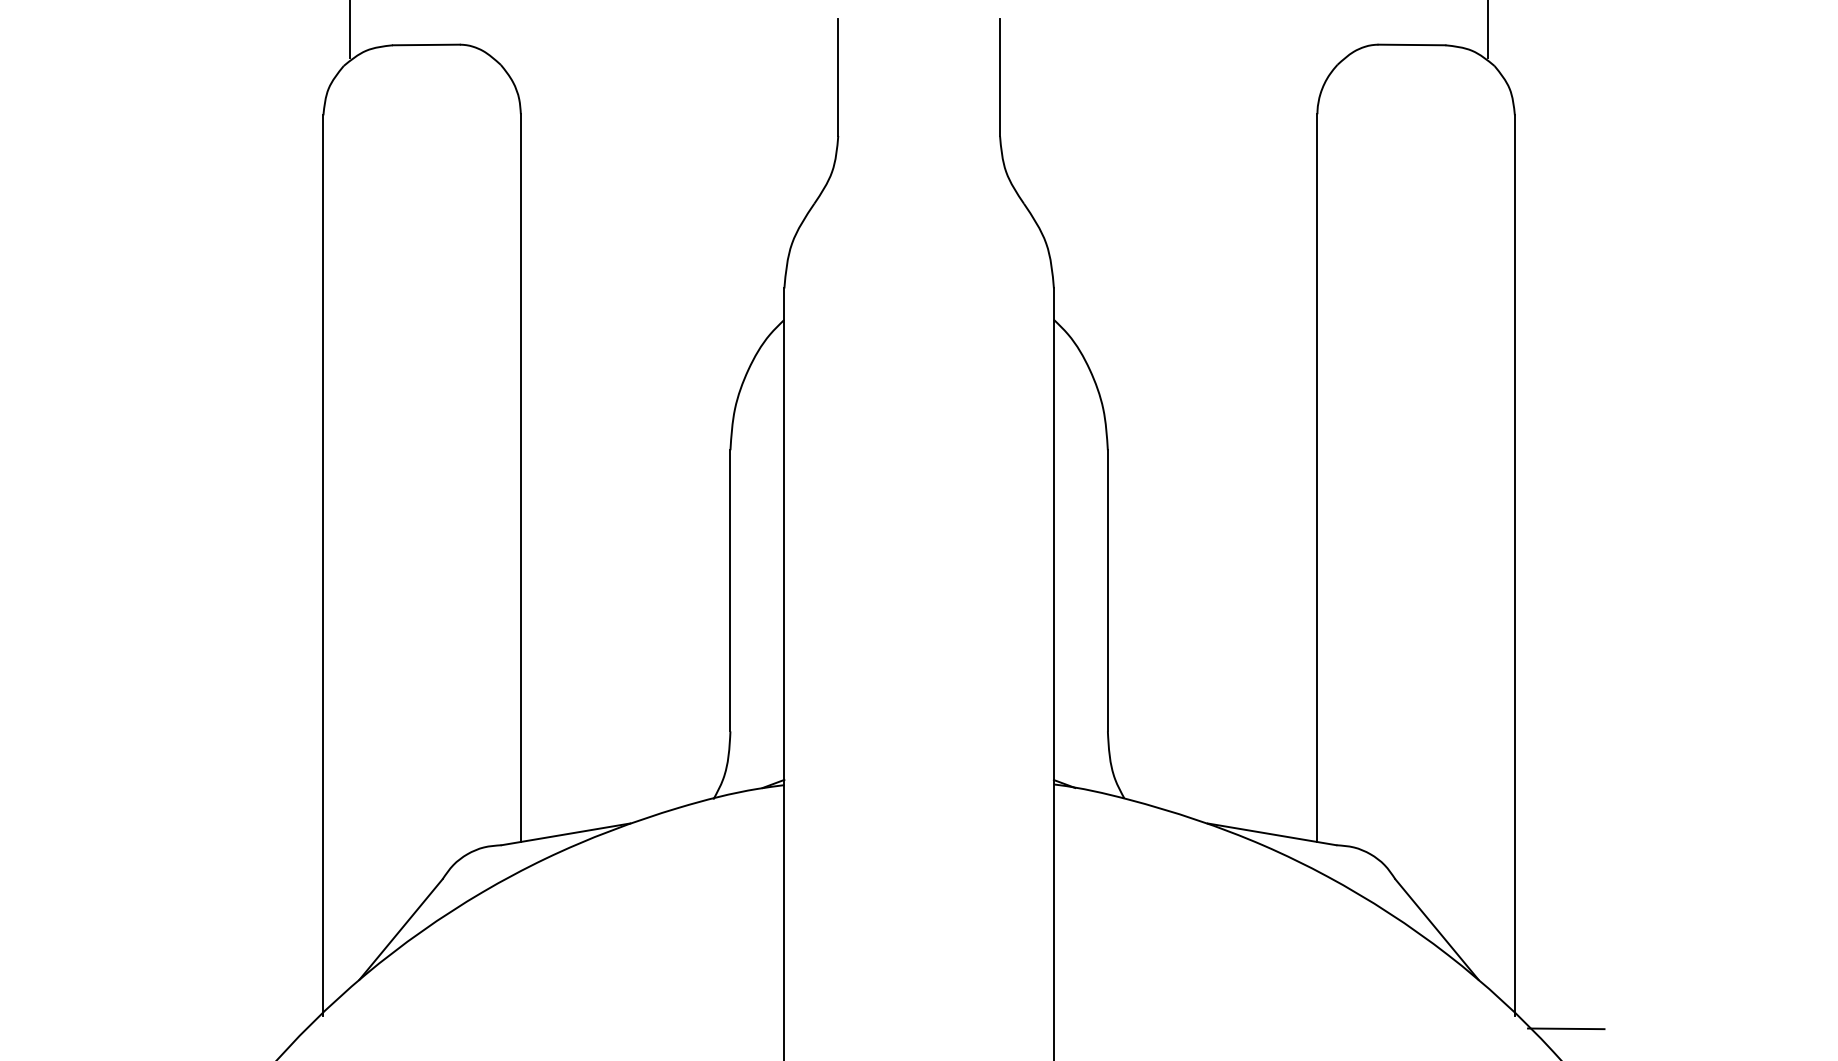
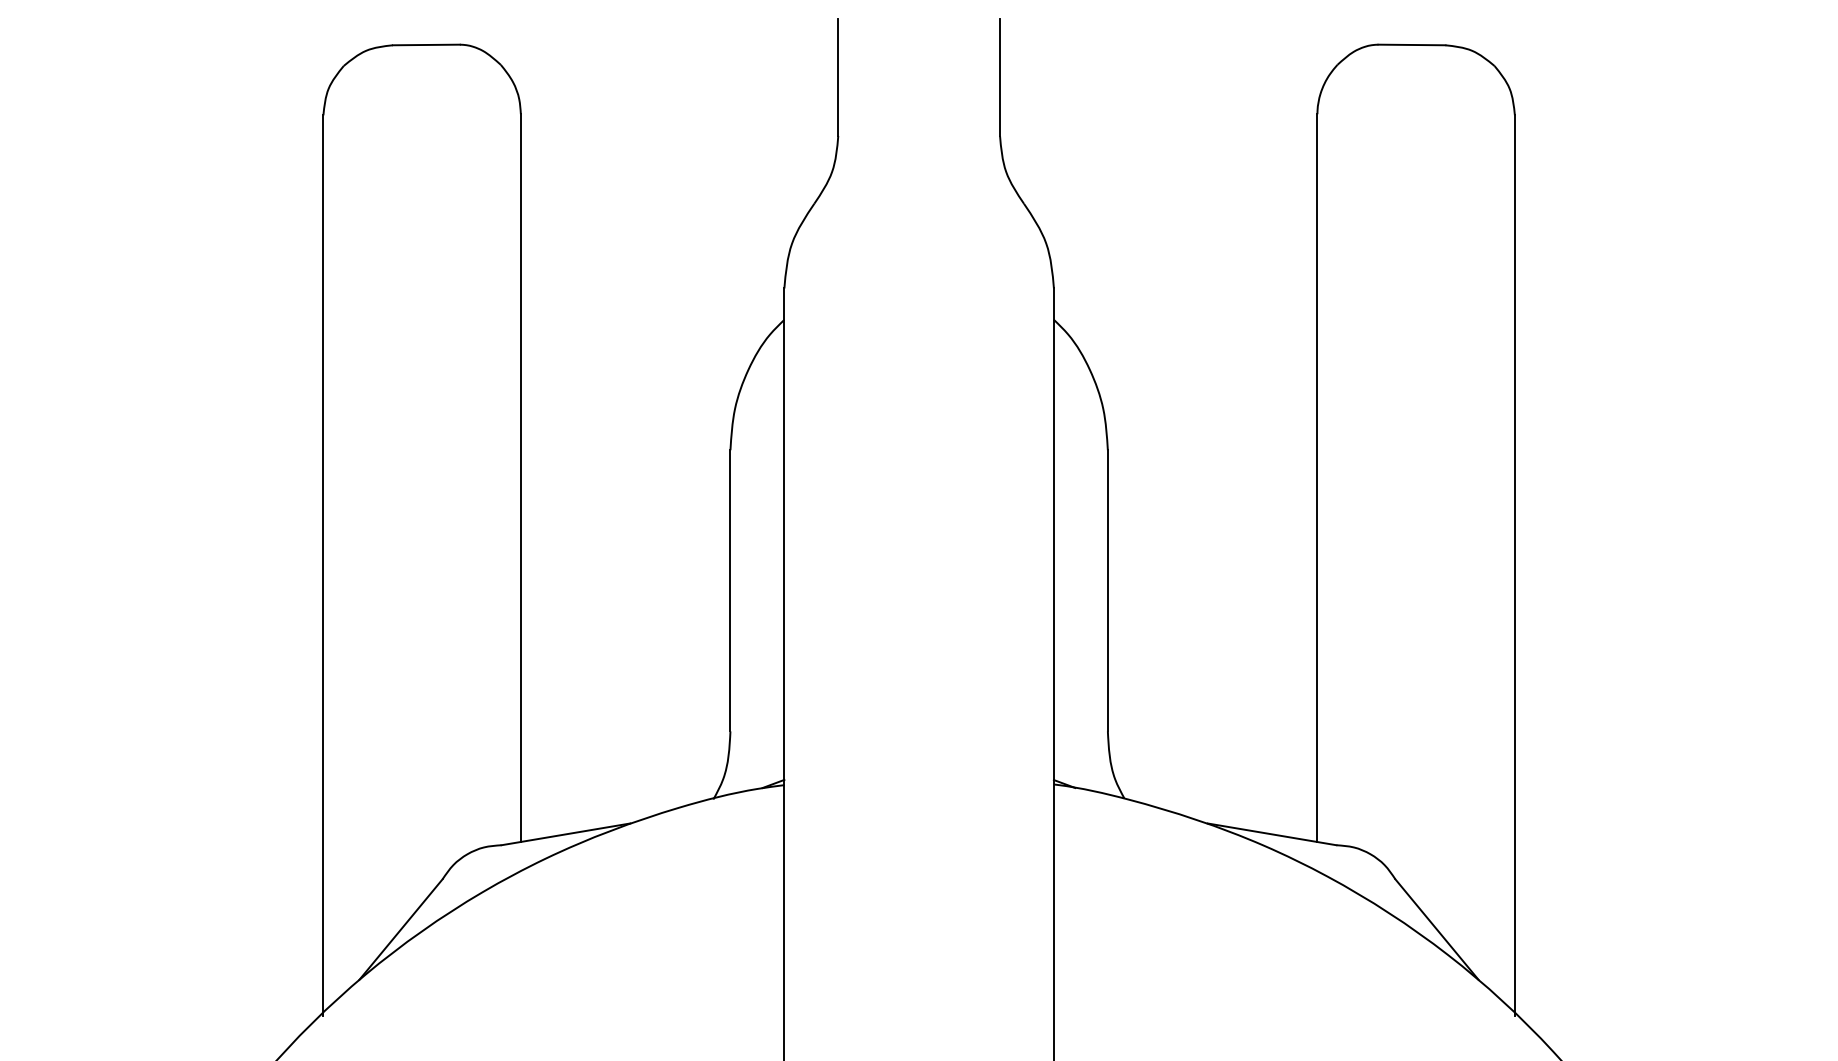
line: present -> none (350, 29)
line: present -> none (1487, 29)
line: present -> none (1566, 1028)
